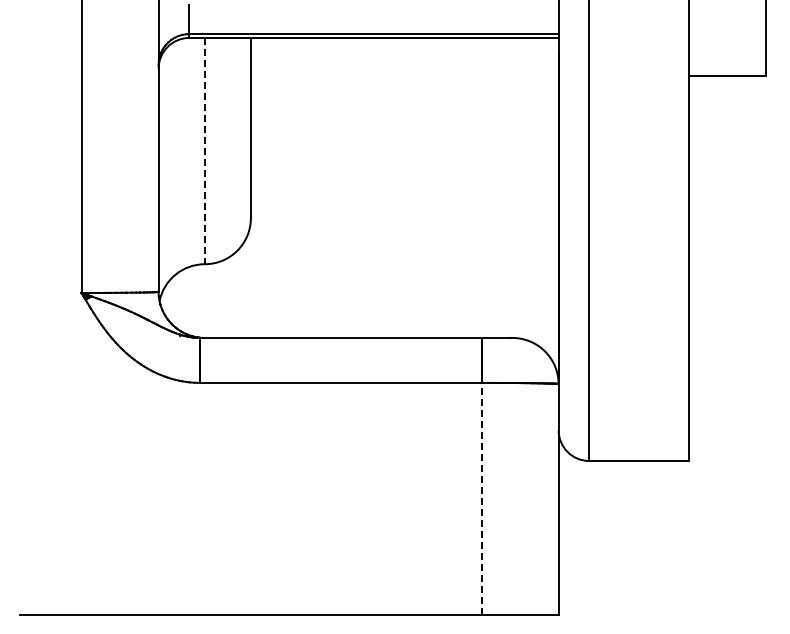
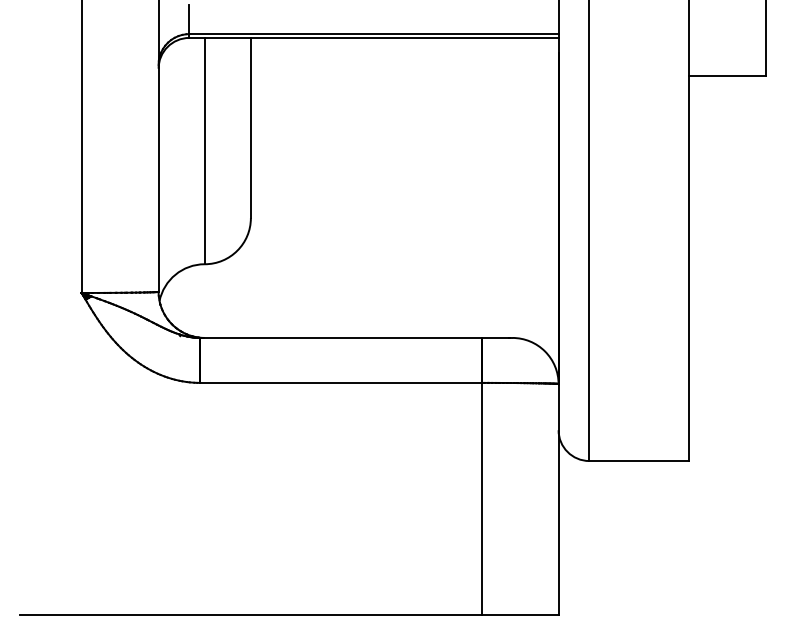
line: dashed -> solid (204, 151)
line: dashed -> solid (481, 498)
